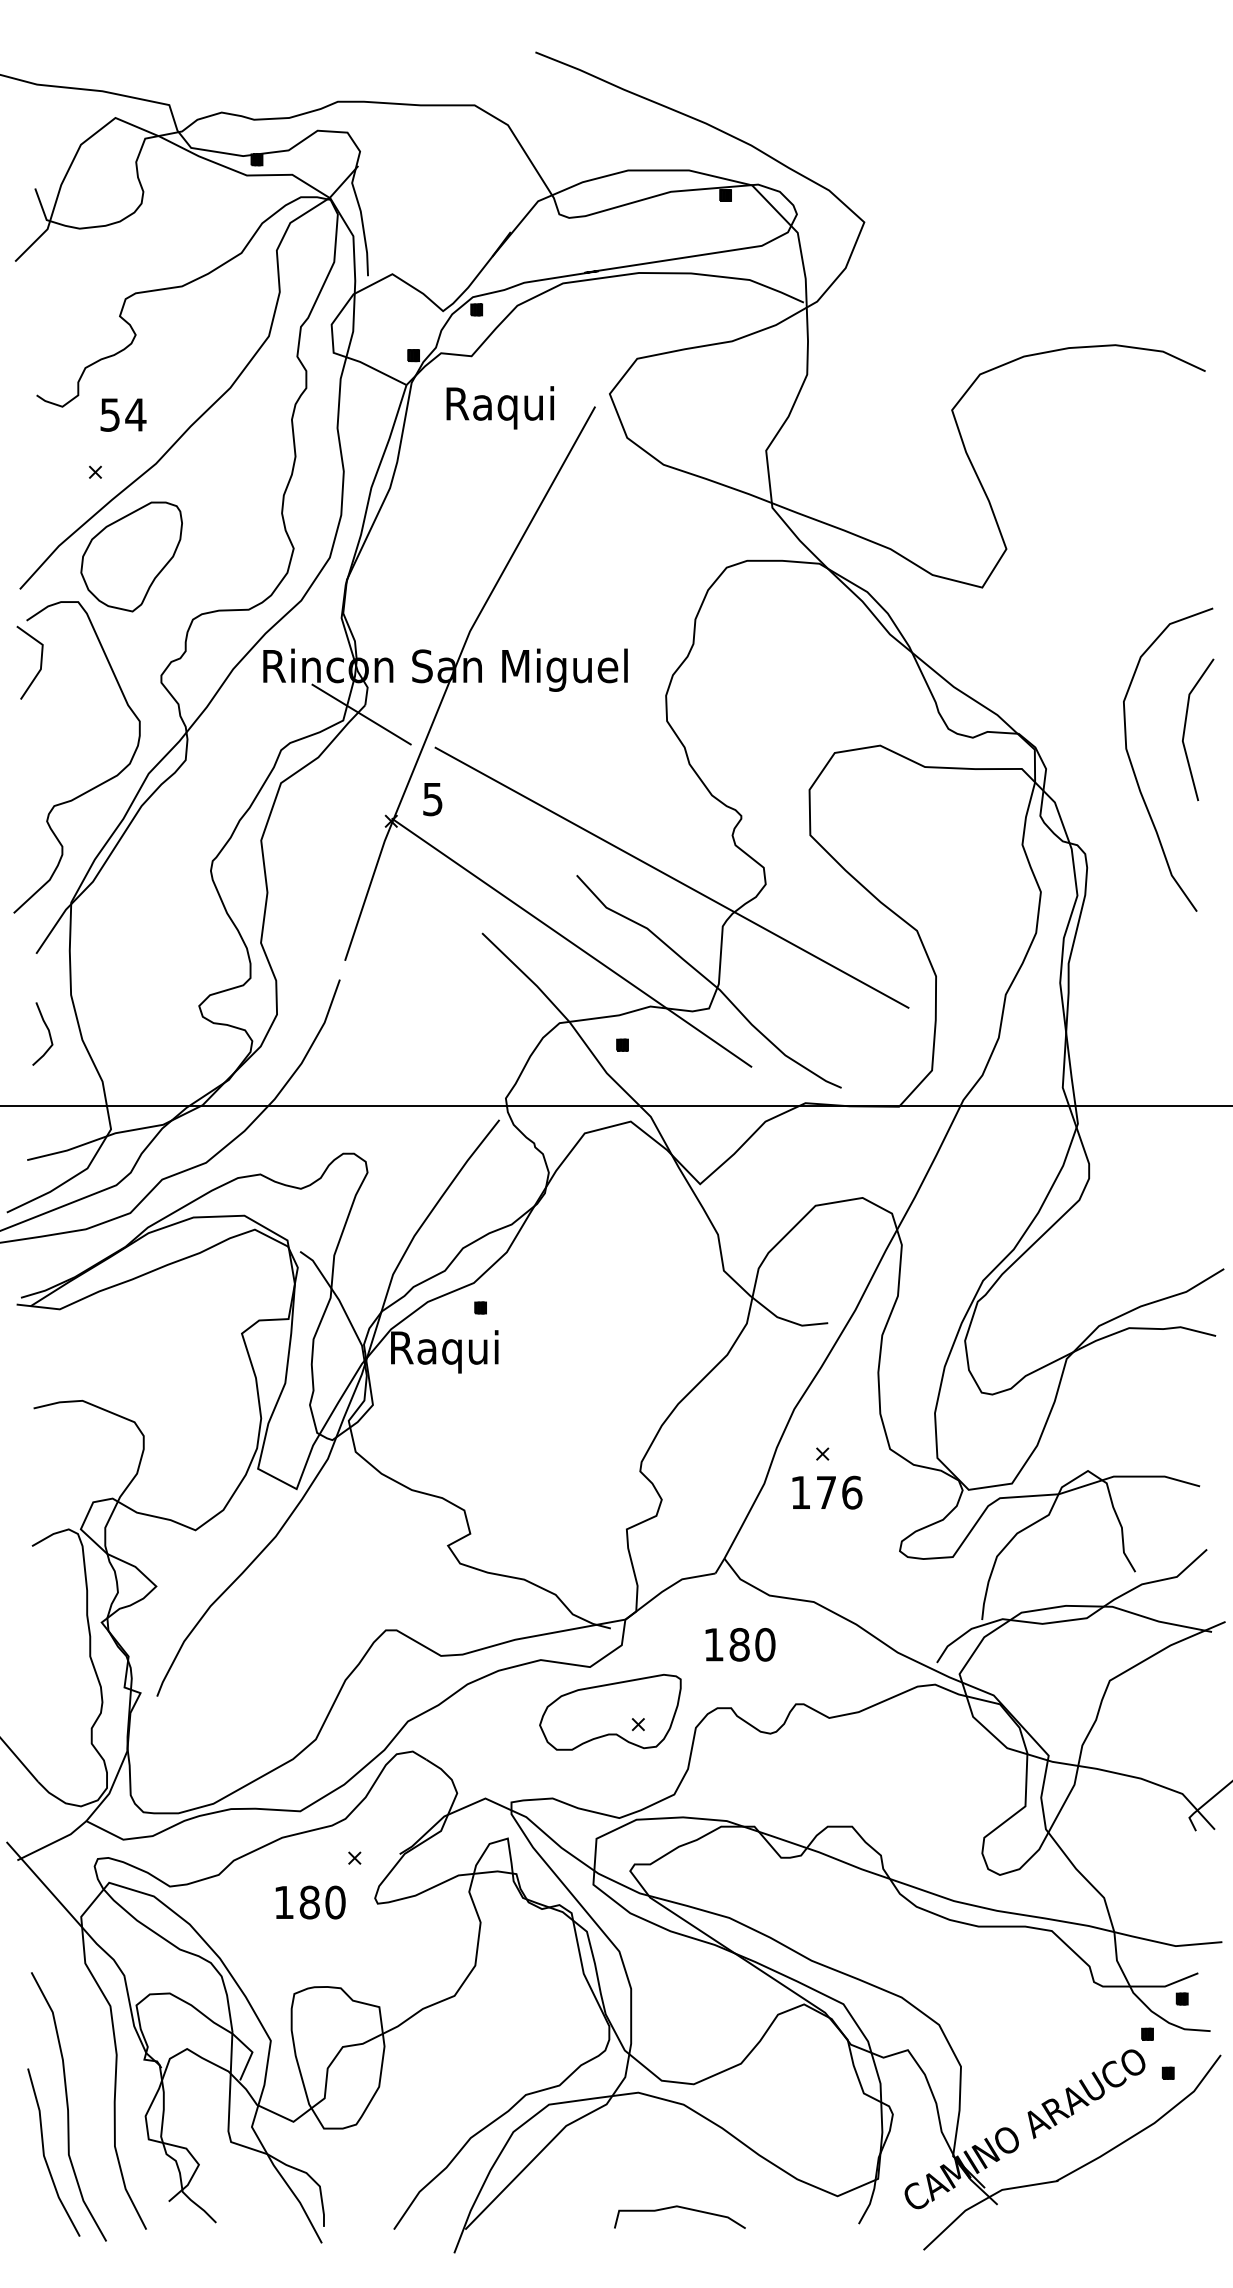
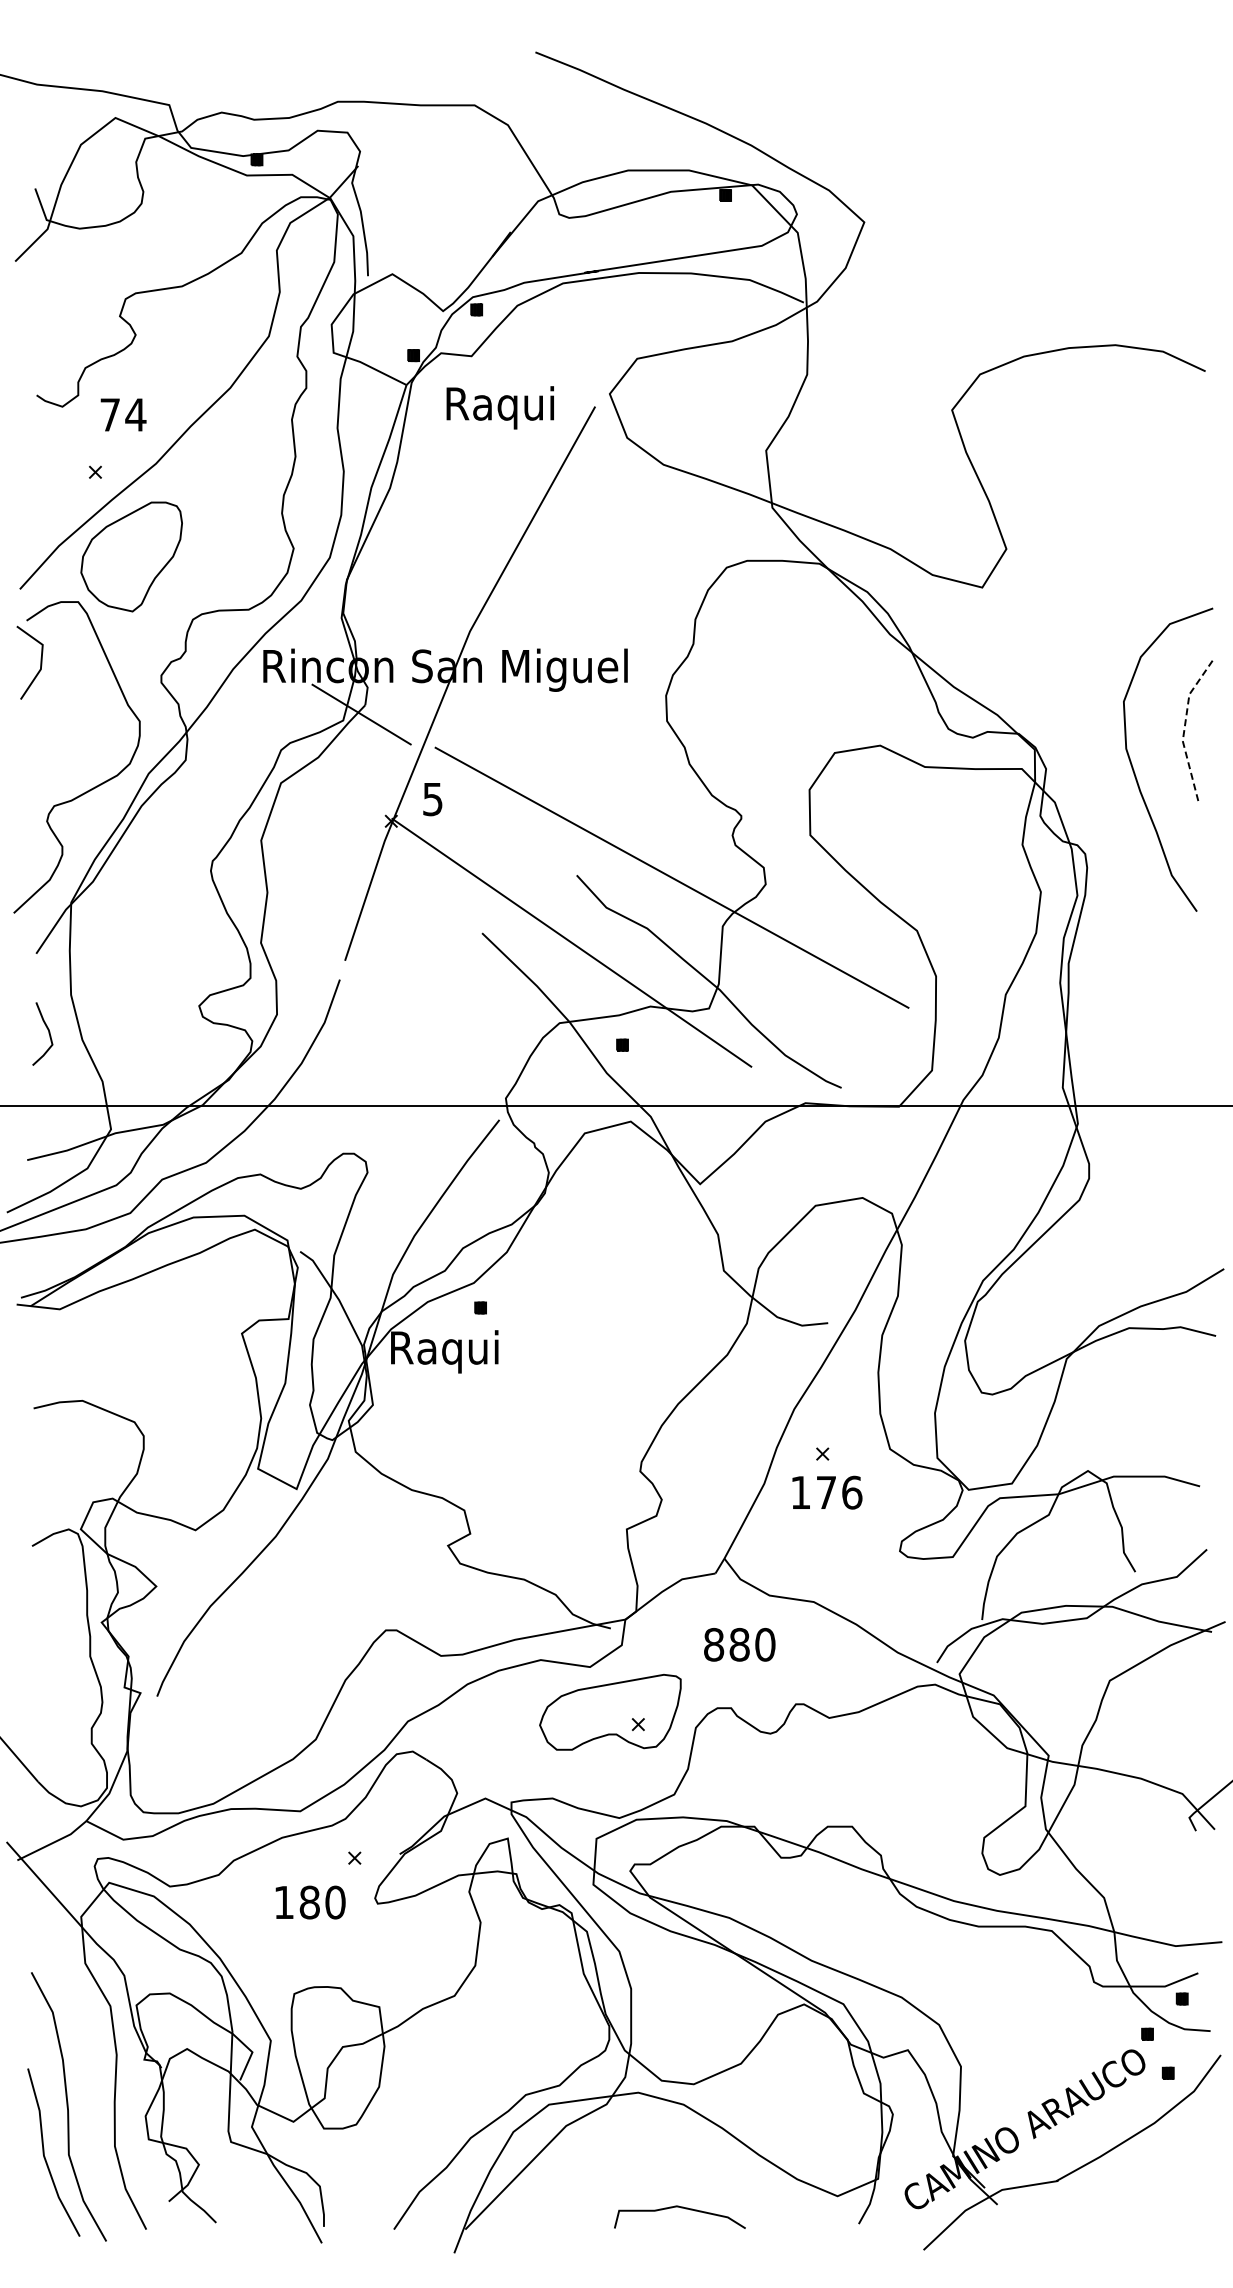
text: 54 -> 74 (109, 414)
line: solid -> dashed (1184, 726)
text: 180 -> 880 (714, 1644)
